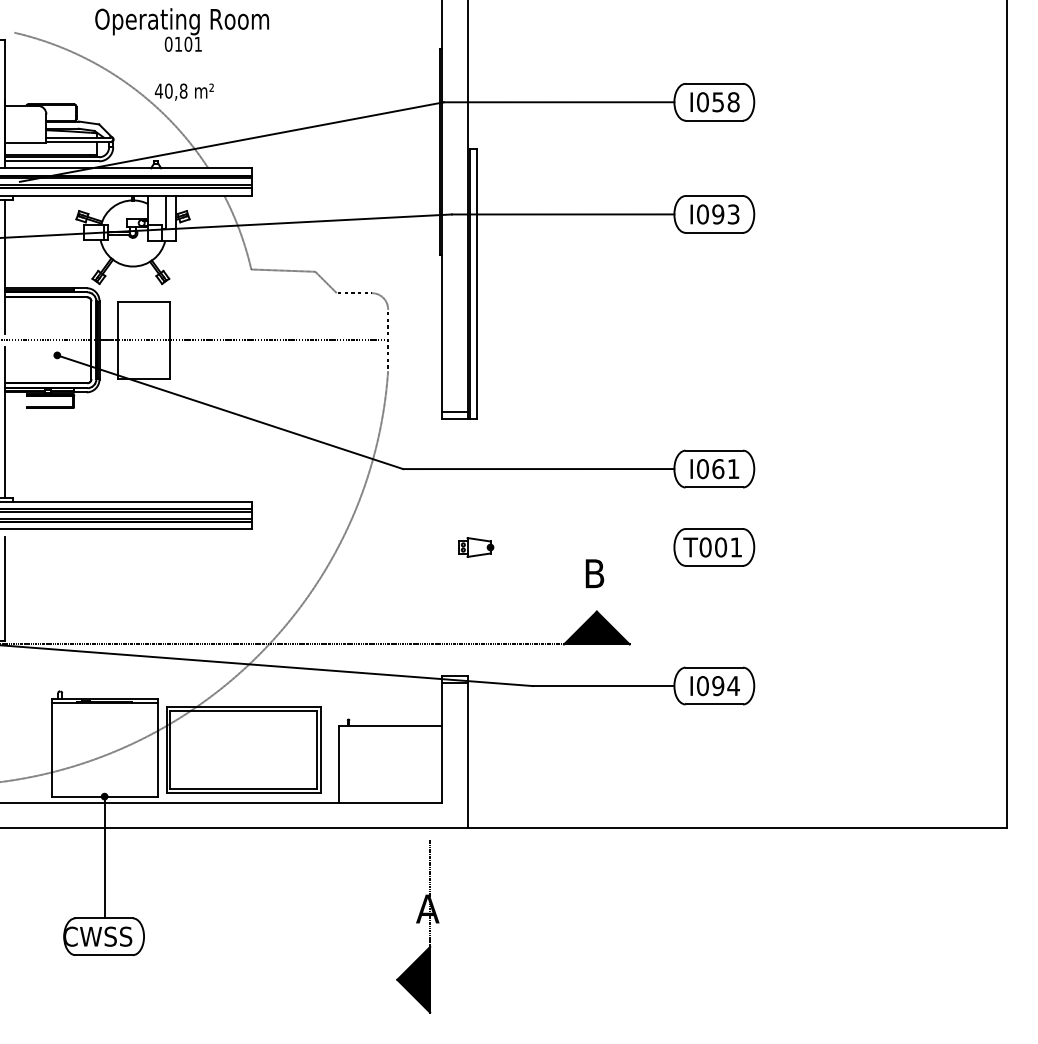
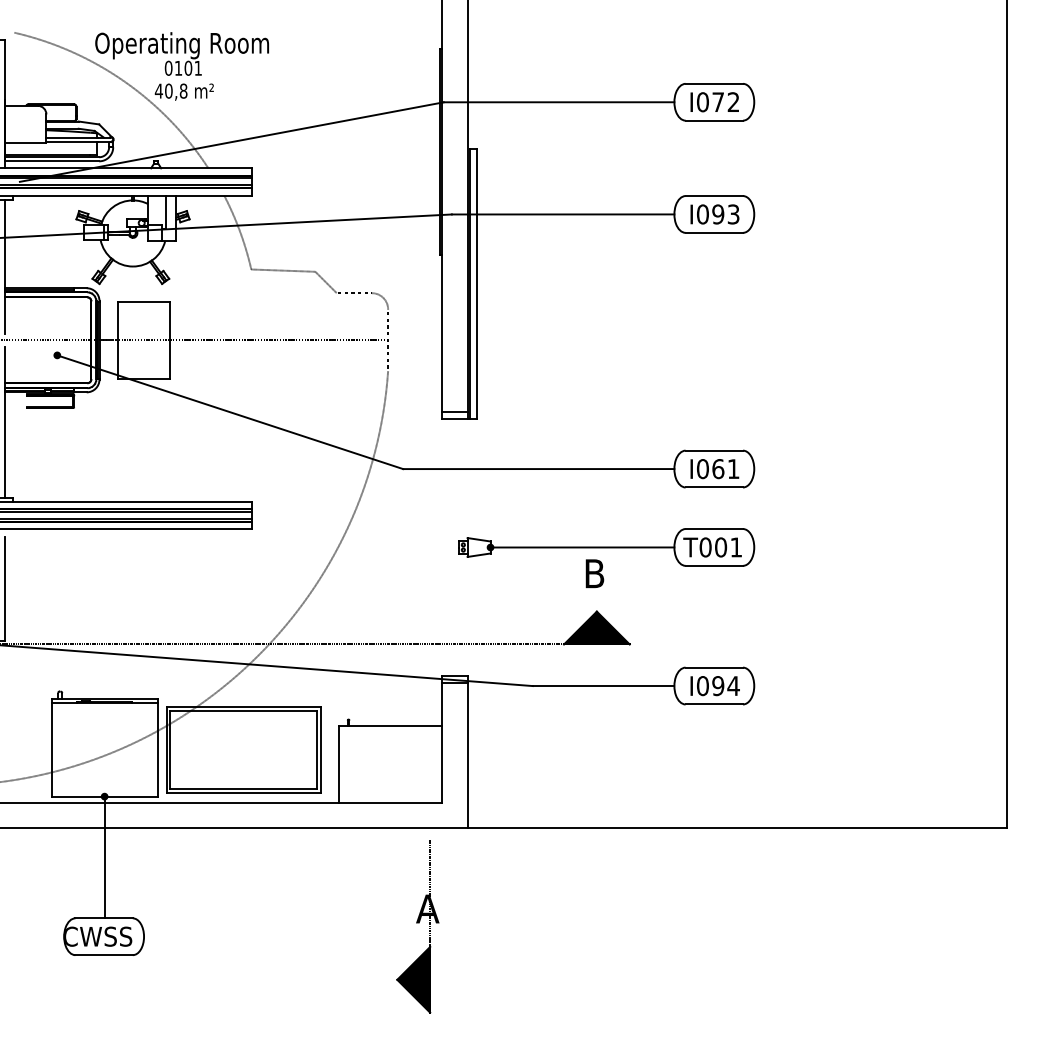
text position: (181, 29) -> (181, 53) (181, 53)
text: I058 -> I072 (725, 102)
line: none -> present (582, 547)
